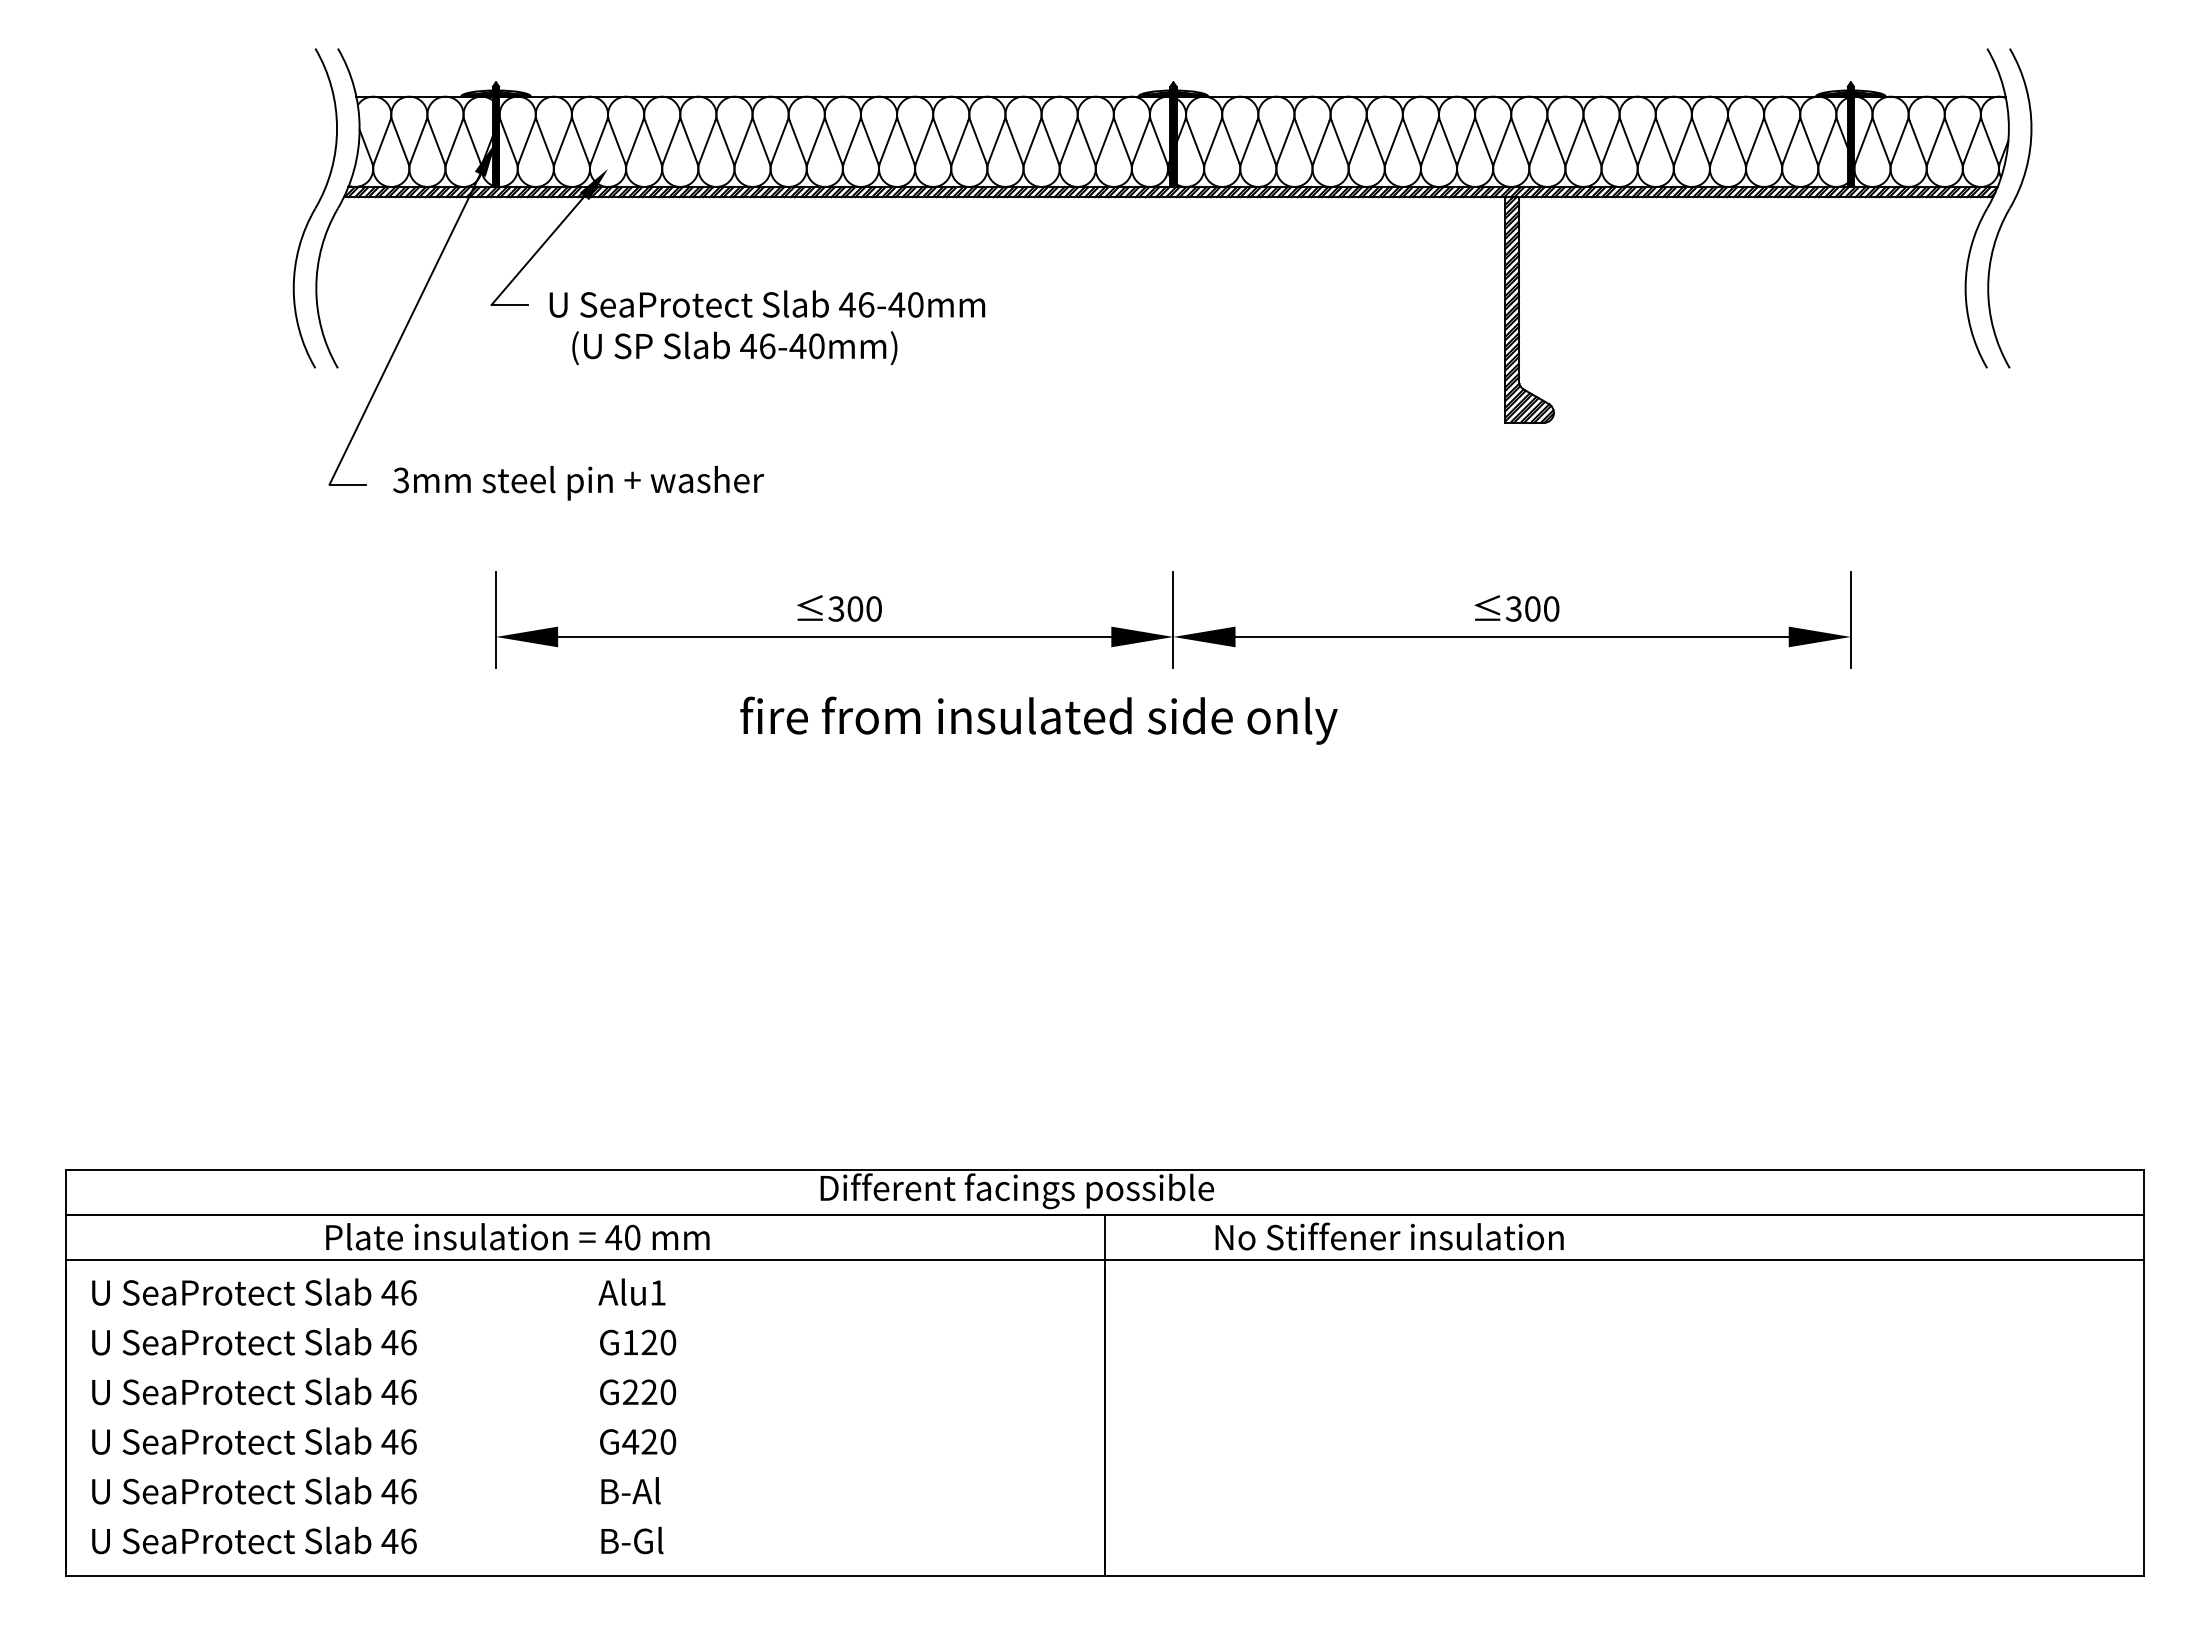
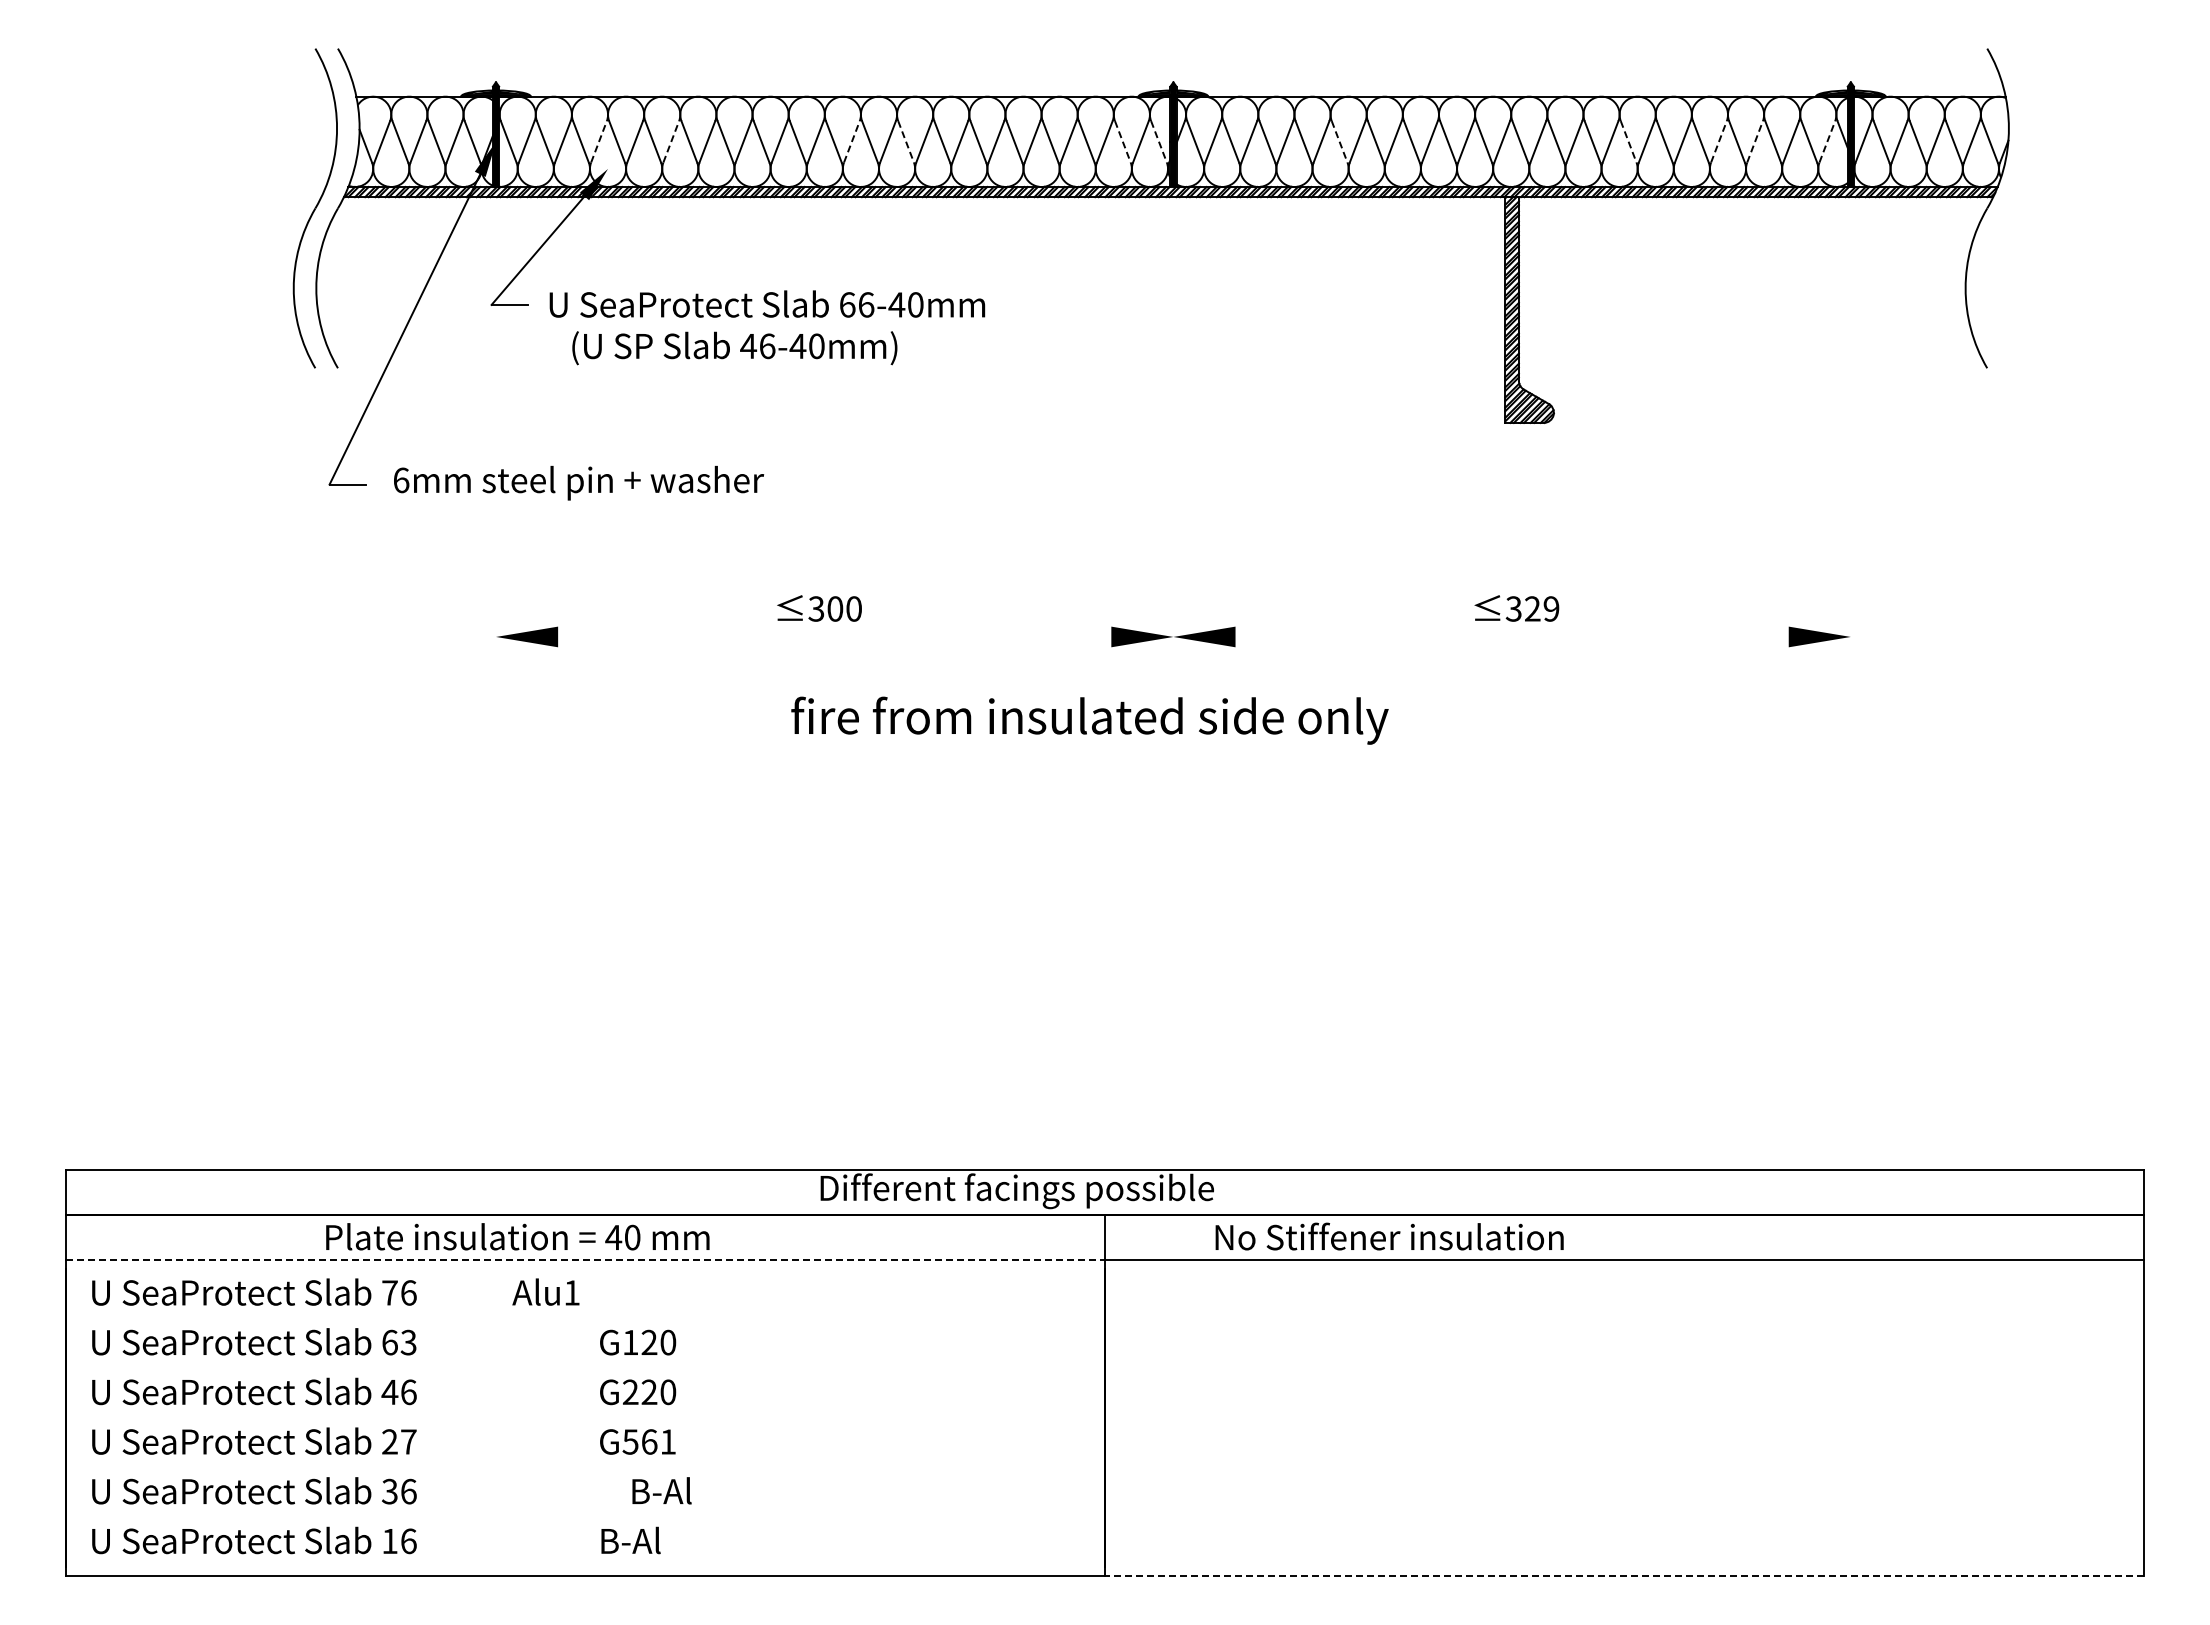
line: solid -> dashed (599, 141)
line: solid -> dashed (671, 141)
line: solid -> dashed (852, 141)
line: solid -> dashed (1719, 141)
line: solid -> dashed (1755, 141)
line: solid -> dashed (1827, 141)
line: solid -> dashed (906, 142)
line: solid -> dashed (1123, 142)
line: solid -> dashed (1159, 142)
line: solid -> dashed (1339, 142)
line: solid -> dashed (1628, 142)
part: present -> none (2009, 208)
text: 46-40mm -> 66-40mm (847, 304)
text: 3mm -> 6mm (401, 480)
text position: (839, 608) -> (819, 608) (819, 608)
text: 300 -> 329 (1542, 608)
line: present -> none (496, 619)
line: present -> none (1173, 619)
line: present -> none (1850, 619)
line: present -> none (834, 636)
line: present -> none (1511, 636)
text position: (1038, 720) -> (1089, 720) (1089, 720)
line: solid -> dashed (586, 1260)
text position: (631, 1291) -> (545, 1291) (545, 1291)
text: 46 -> 76 (389, 1292)
text: 46 -> 63 (398, 1342)
text: 46 -> 27 (398, 1441)
text: G420 -> G561 (649, 1441)
text position: (630, 1490) -> (661, 1490) (661, 1490)
text: 46 -> 36 (389, 1491)
text: B-Gl -> B-Al (647, 1540)
text: 46 -> 16 (389, 1541)
line: solid -> dashed (1623, 1576)
